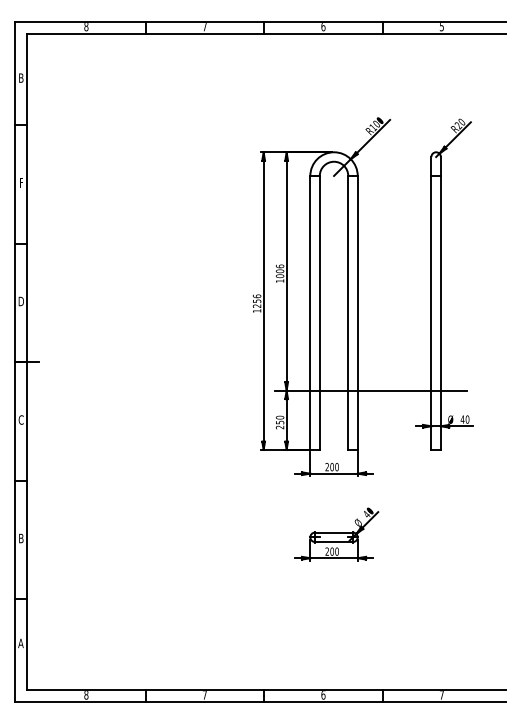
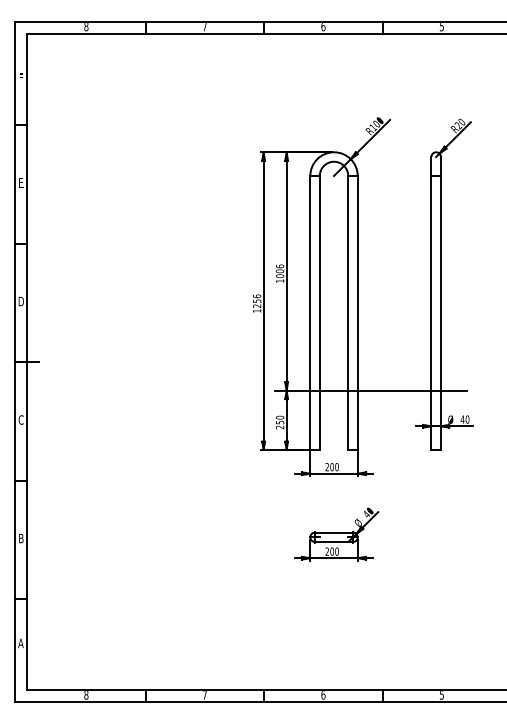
text: B -> F (21, 77)
text: F -> E (21, 182)
text: 7 -> 5 (441, 695)
